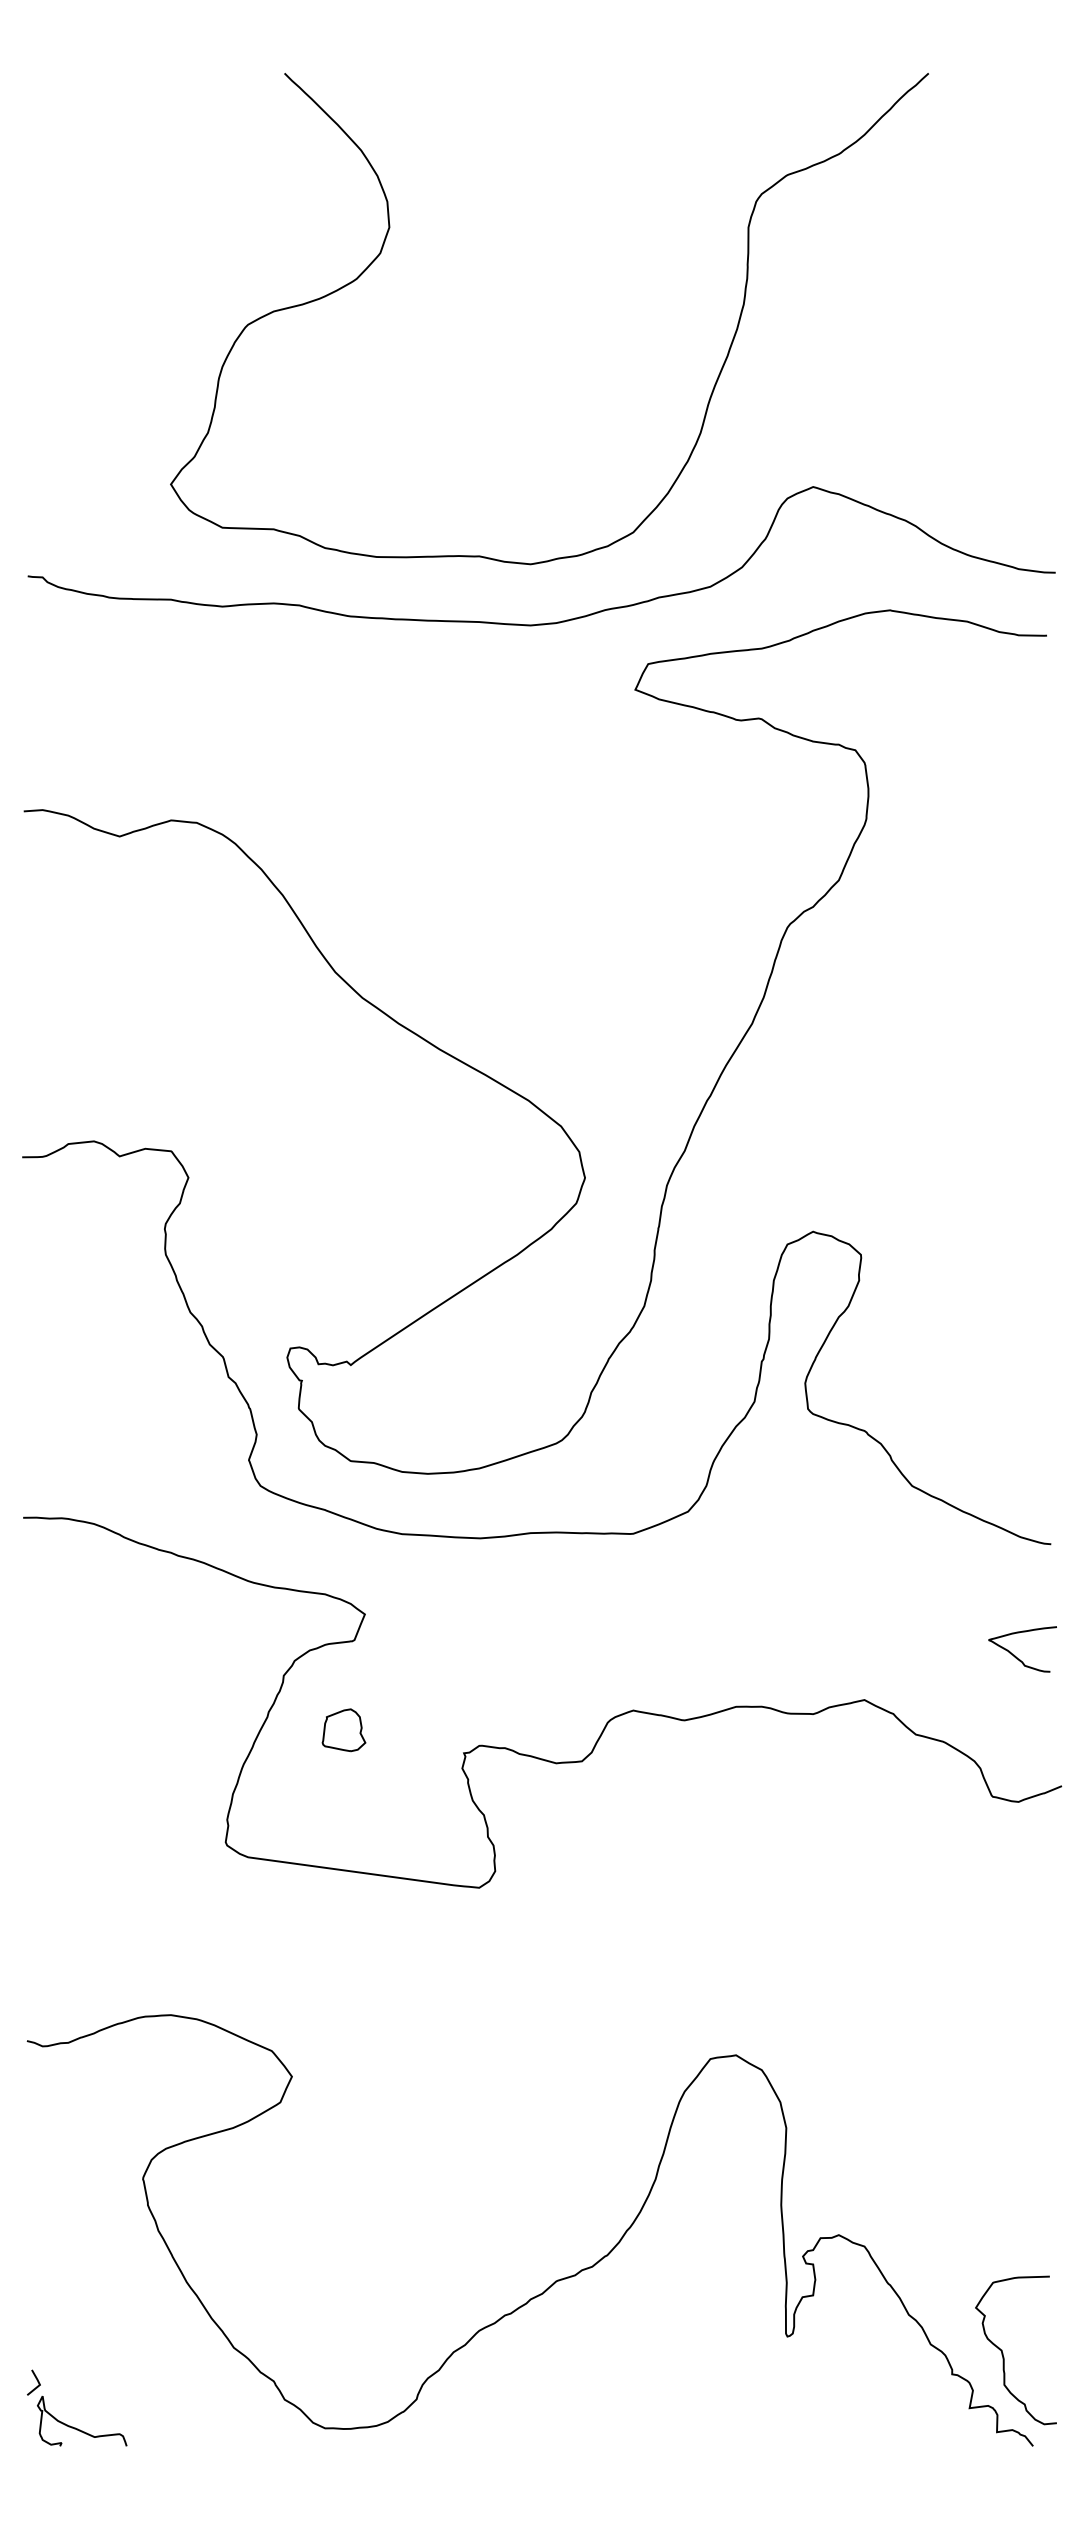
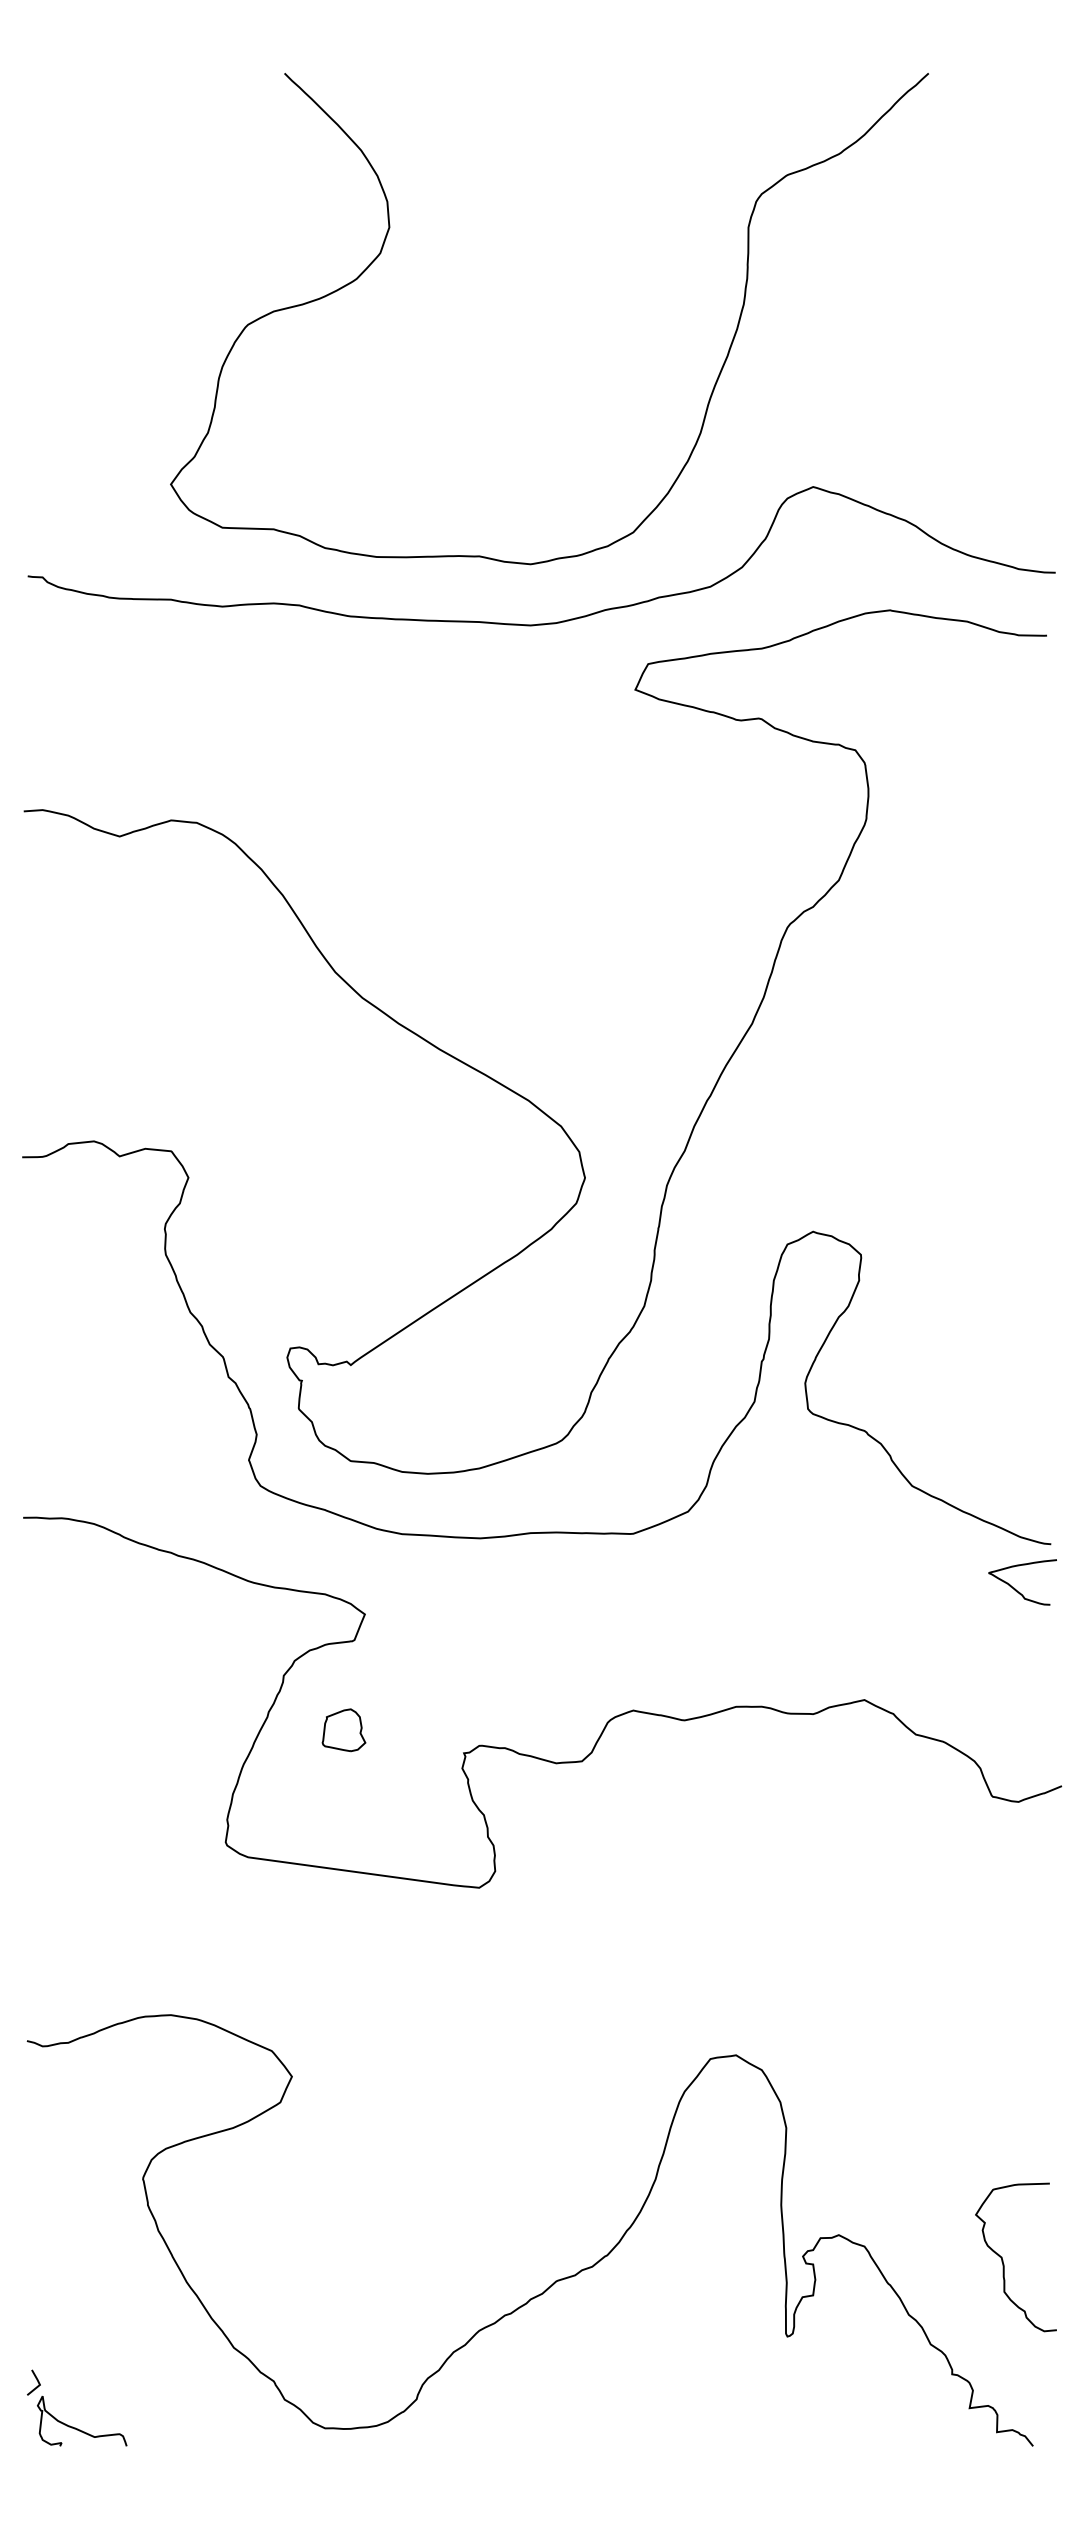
curve position: (1015, 1655) -> (1015, 1588) (1015, 1588)
curve position: (1003, 2353) -> (1003, 2260) (1003, 2260)
